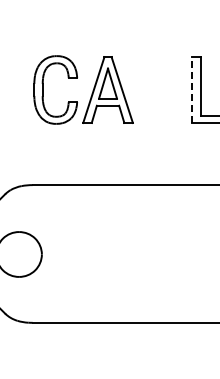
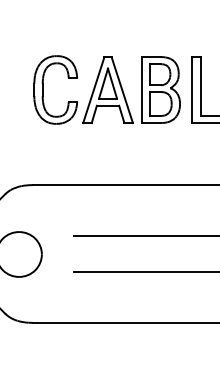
part: none -> present (160, 89)
line: dashed -> solid (192, 90)
line: none -> present (145, 235)
line: none -> present (145, 272)
